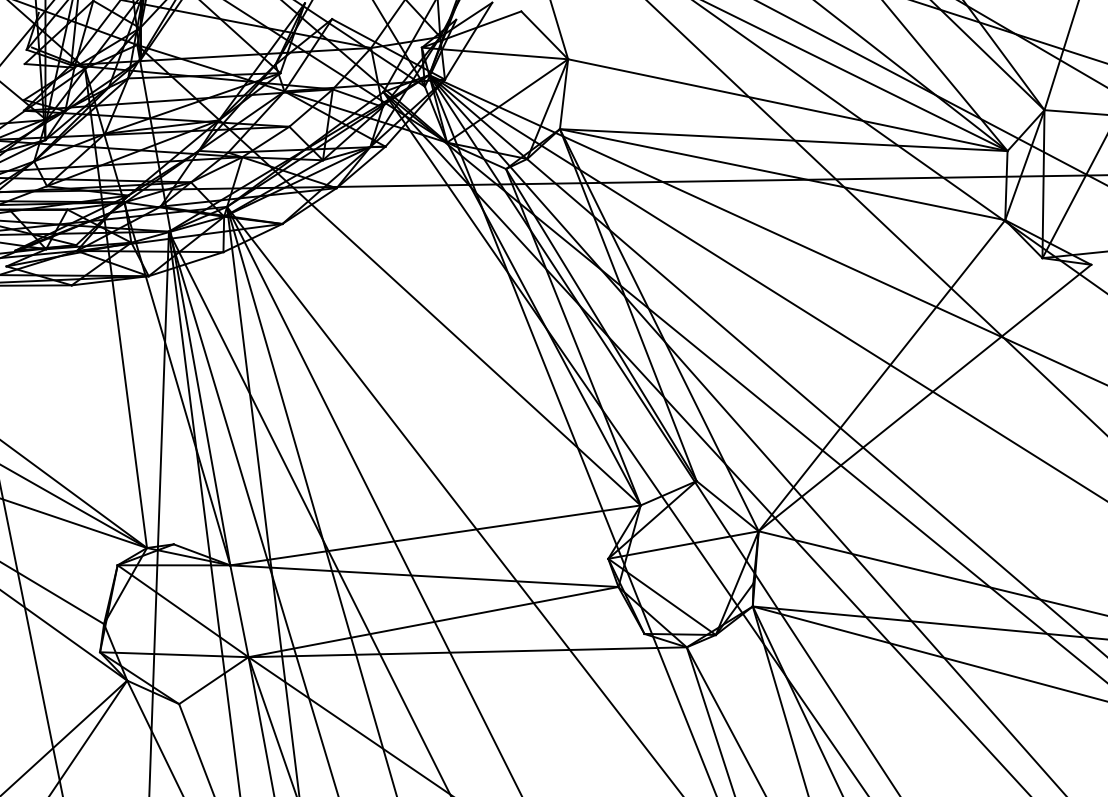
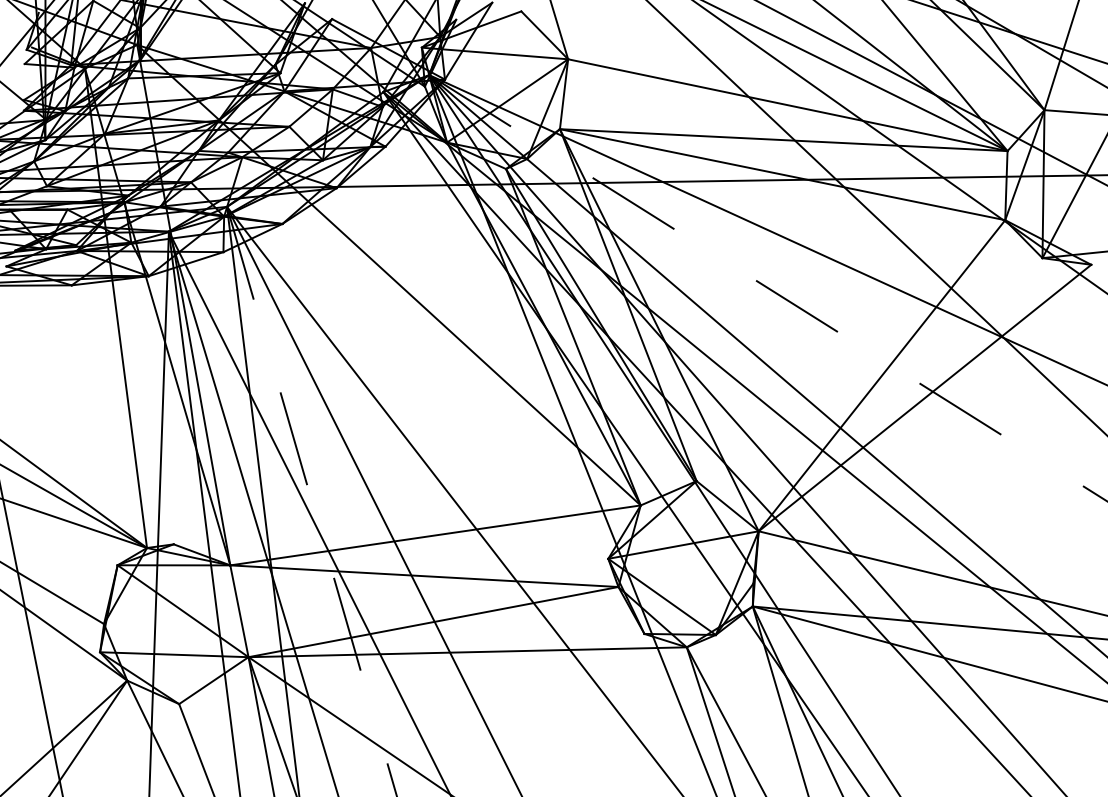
line: solid -> dashed (768, 288)
line: solid -> dashed (312, 501)
